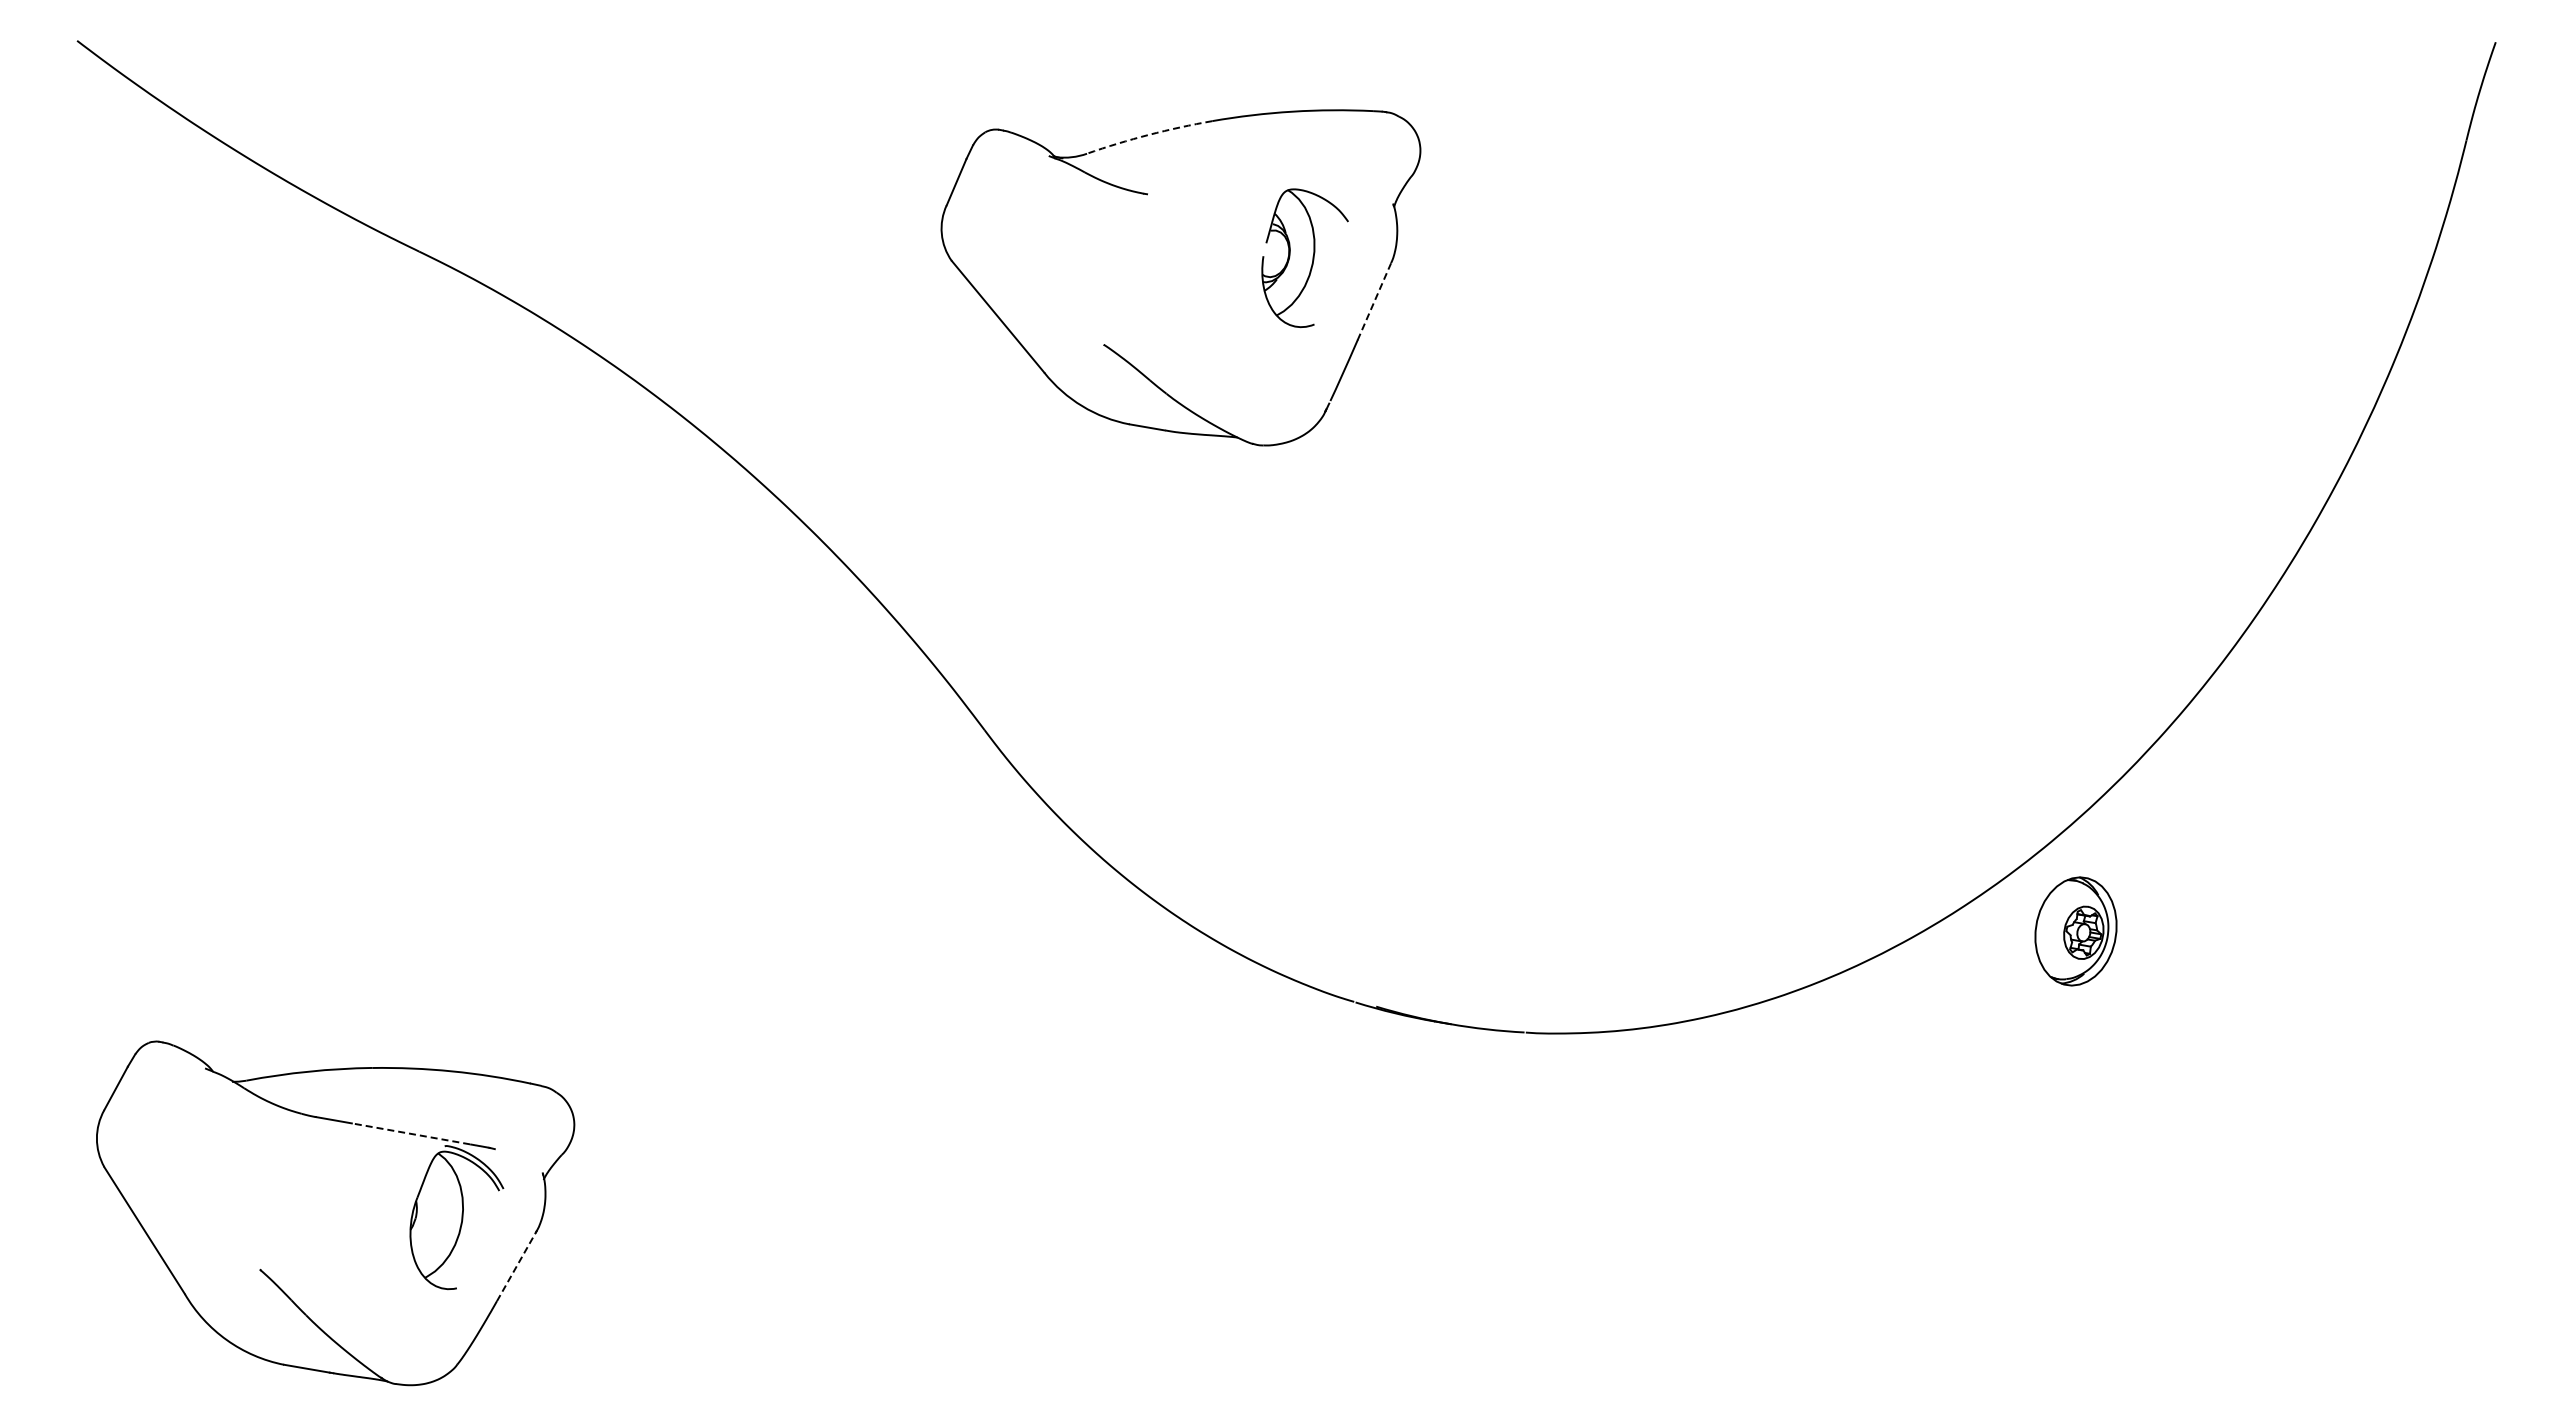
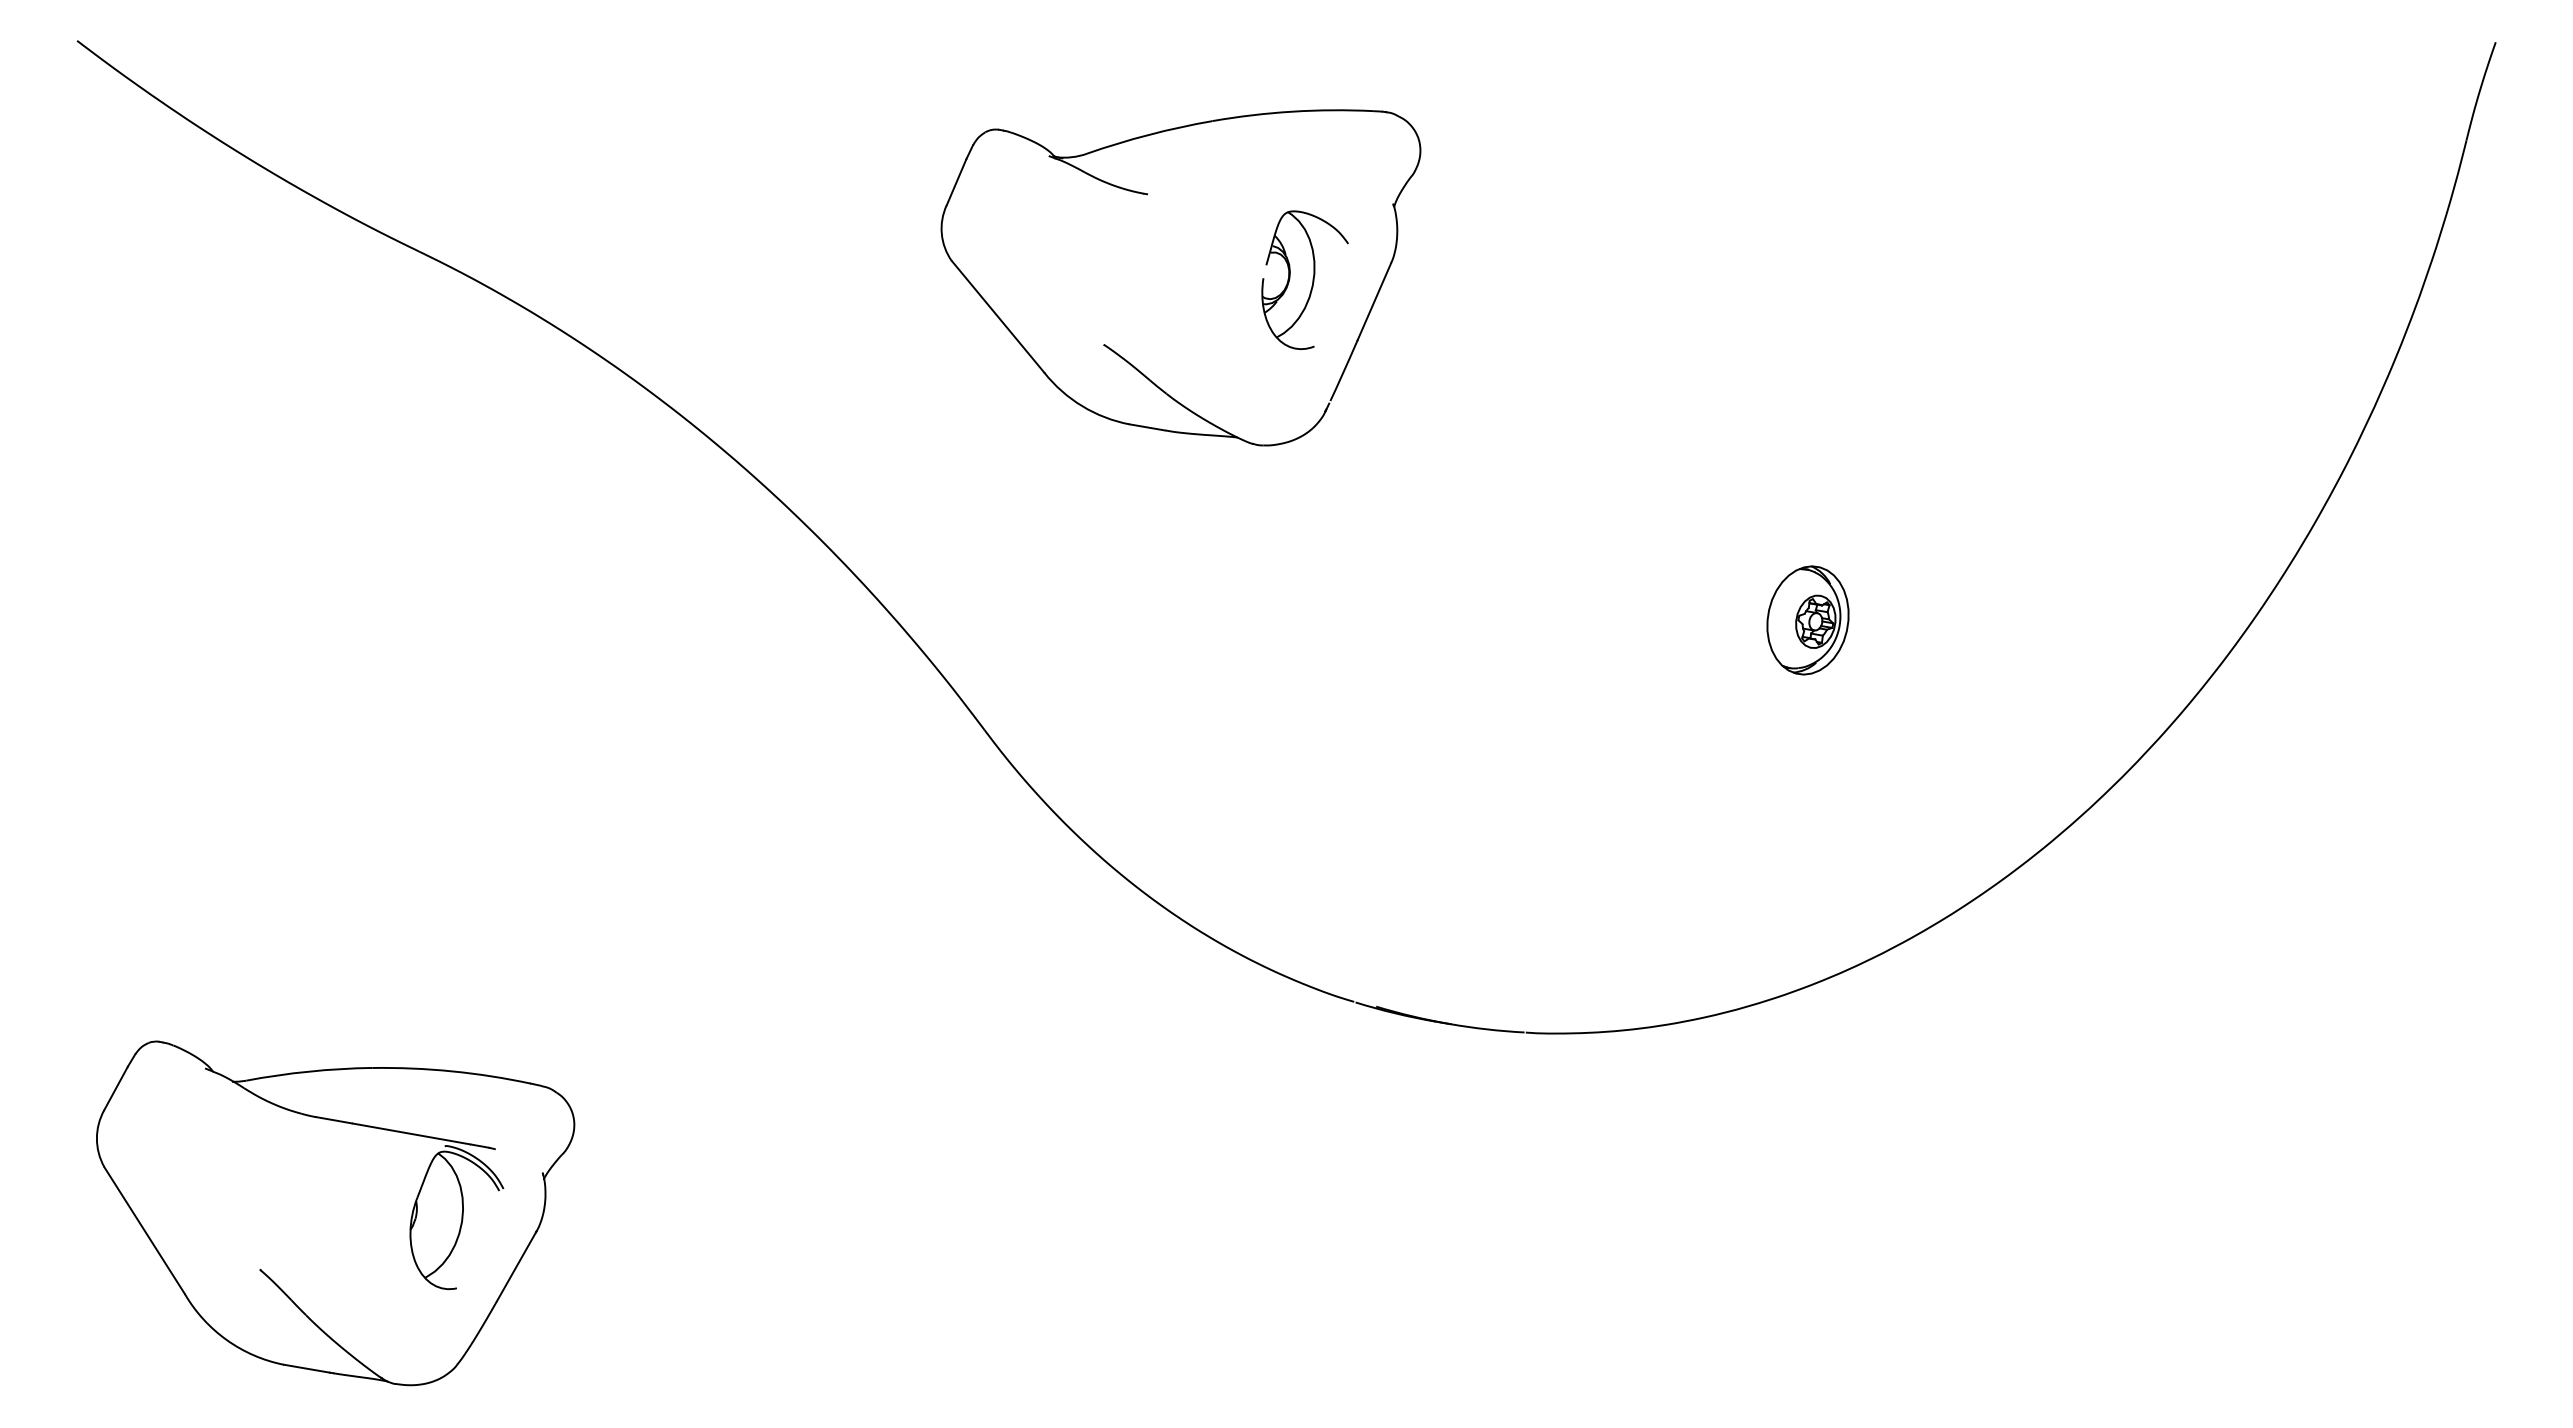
arc: dashed -> solid (1148, 134)
part position: (1304, 258) -> (1304, 280) (1304, 280)
line: dashed -> solid (1374, 301)
part position: (2075, 931) -> (1807, 620) (1807, 620)
line: dashed -> solid (411, 1133)
line: dashed -> solid (516, 1266)
